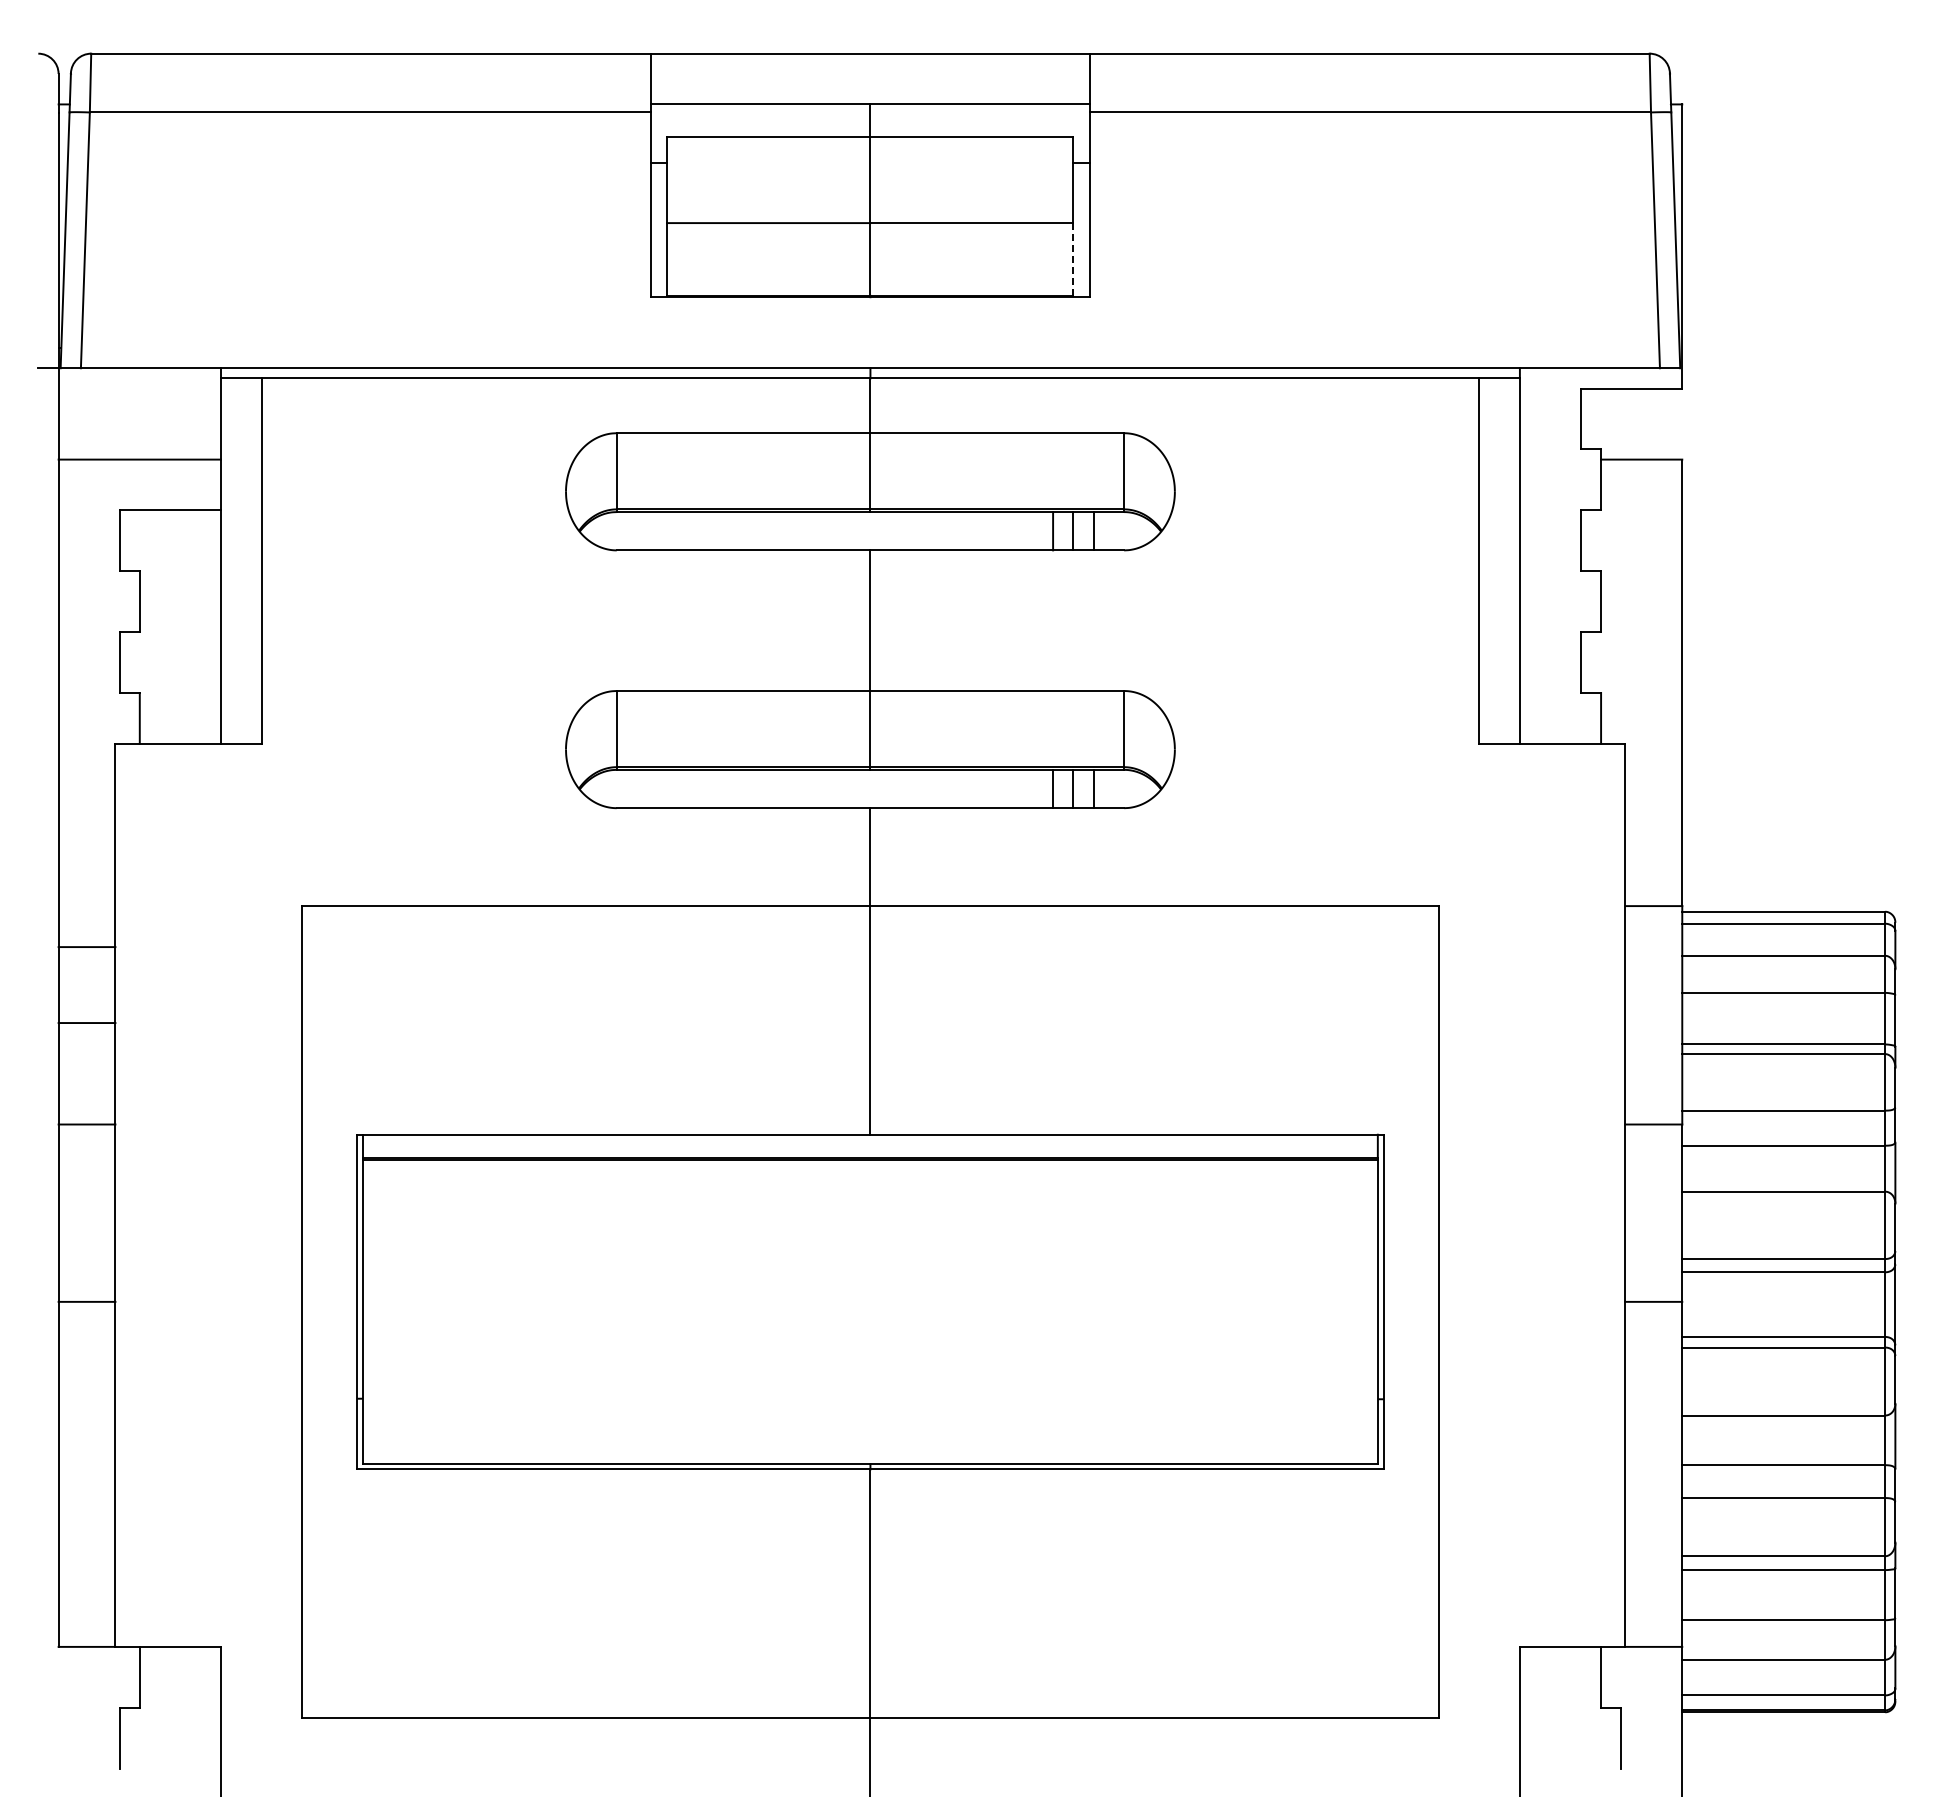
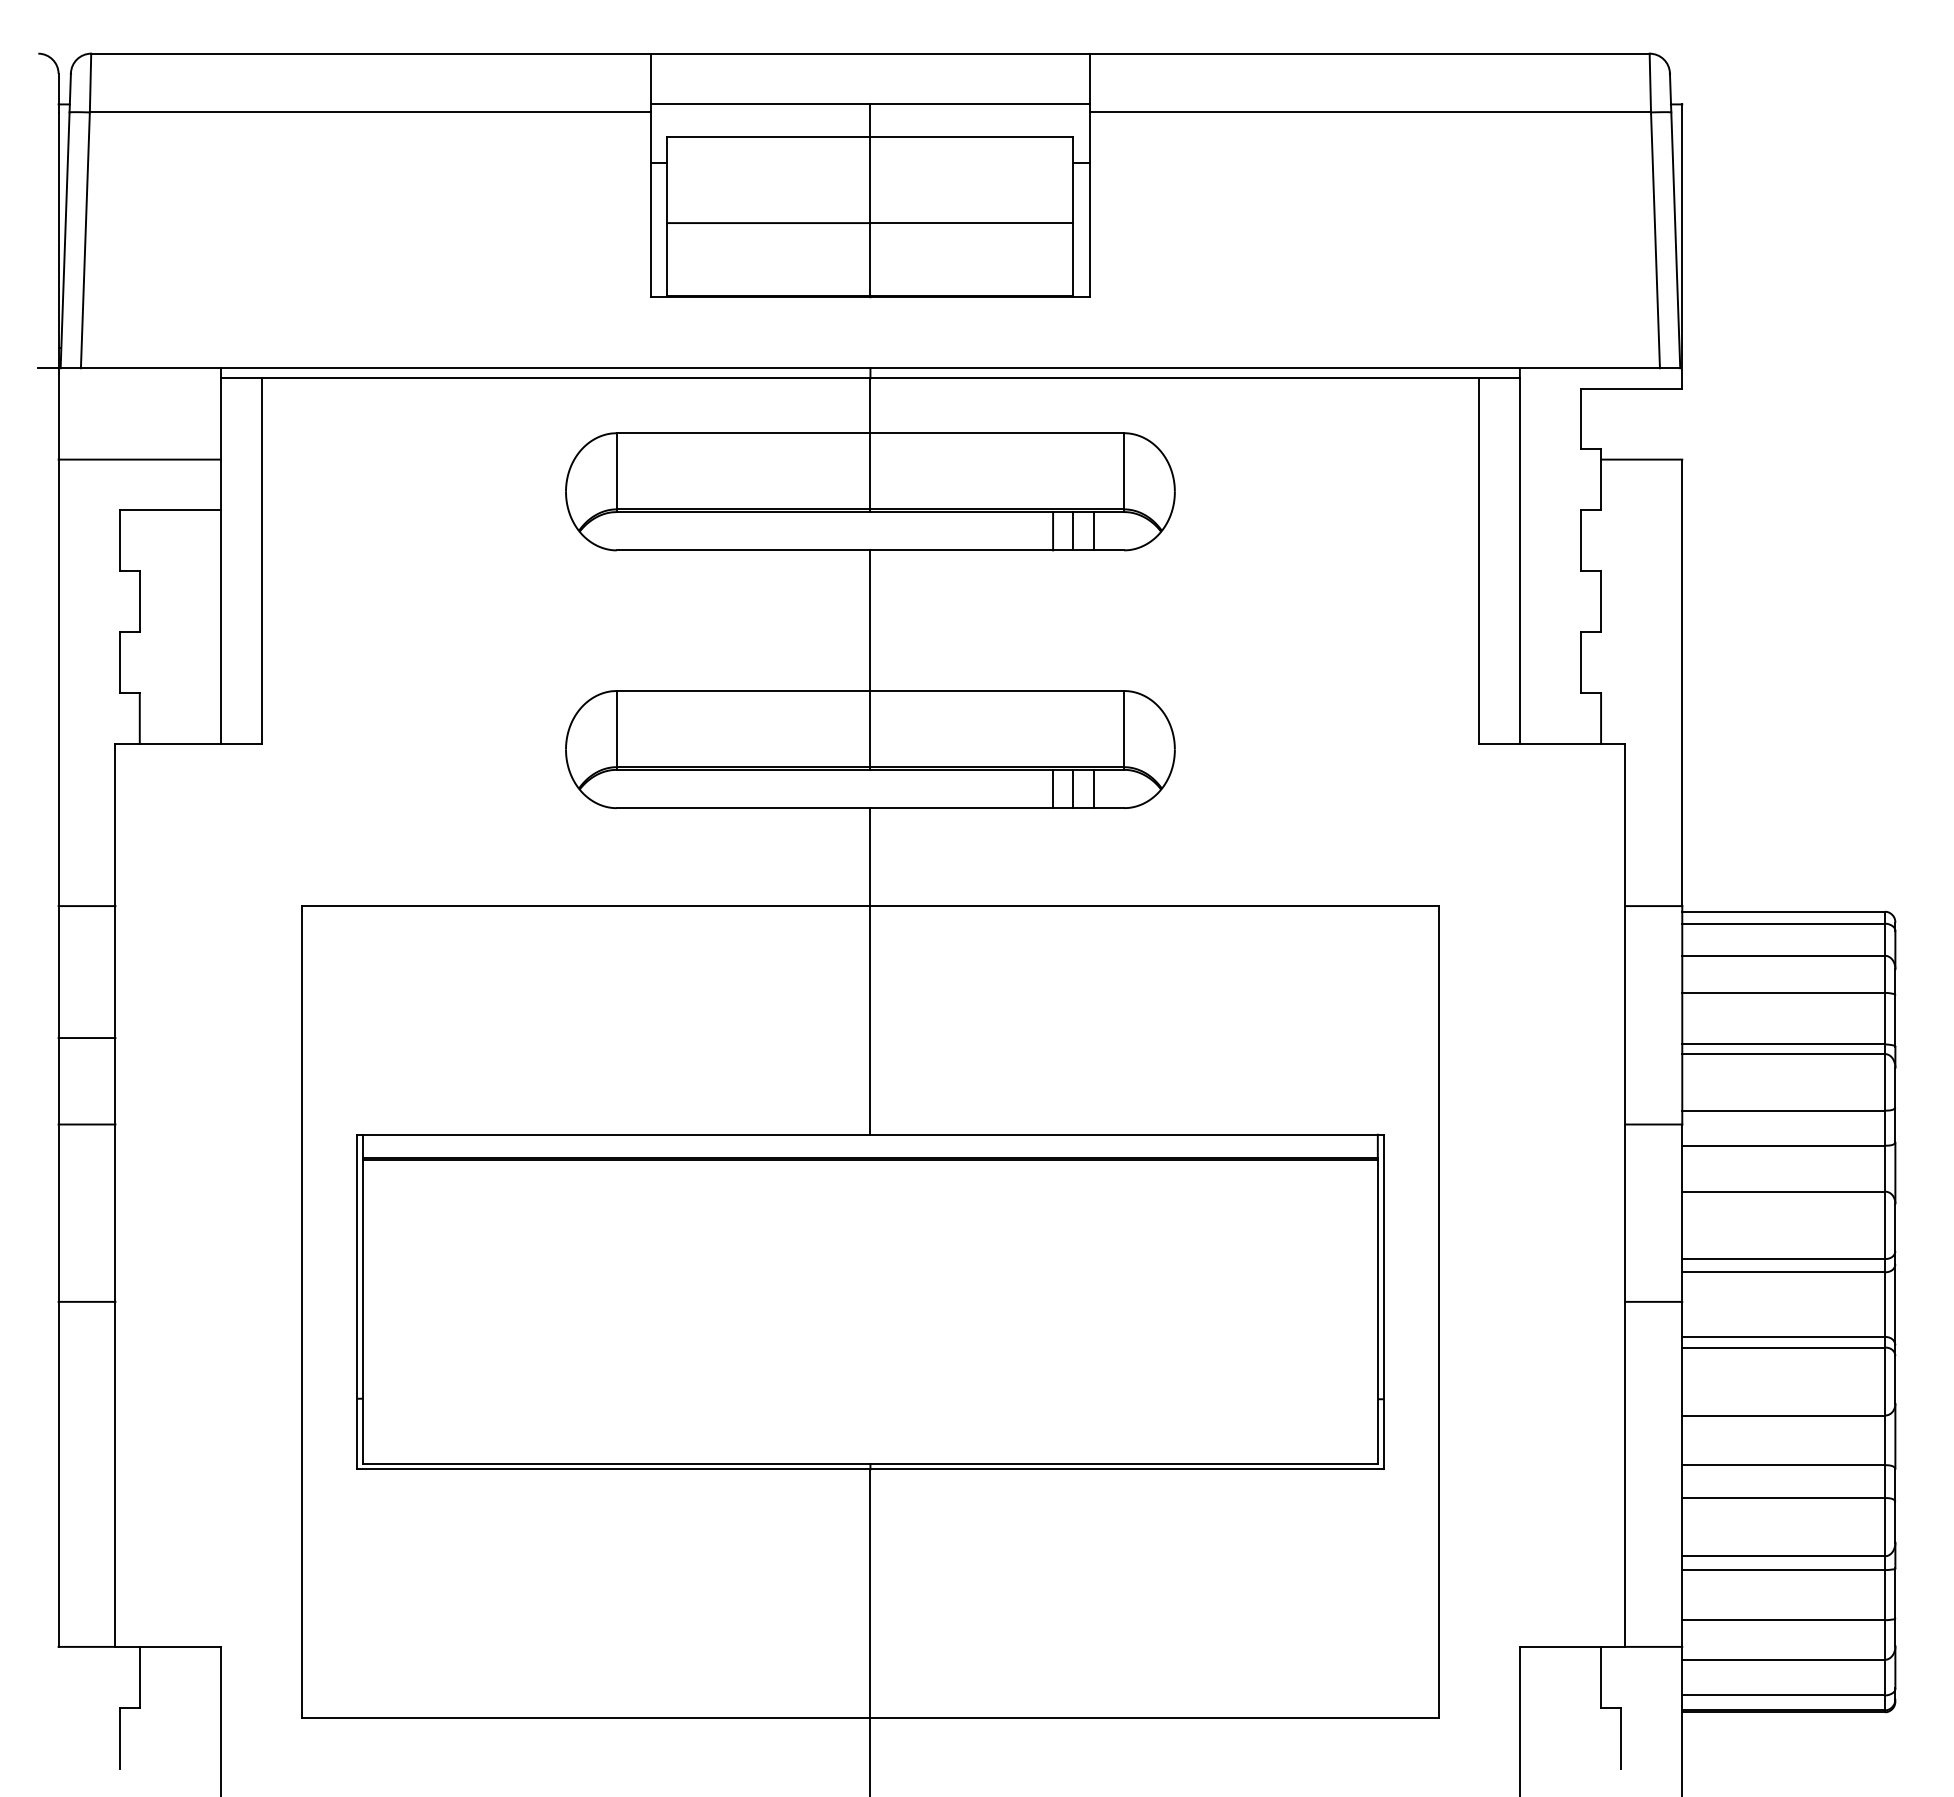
line: dashed -> solid (1073, 258)
line position: (86, 947) -> (86, 906) (86, 906)
line position: (86, 1023) -> (86, 1038) (86, 1038)
